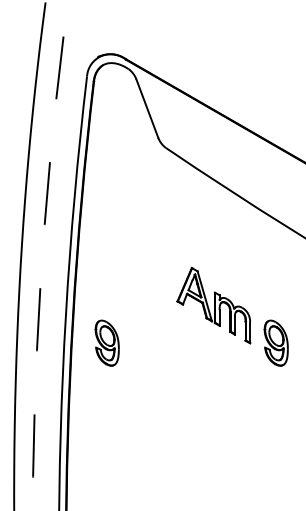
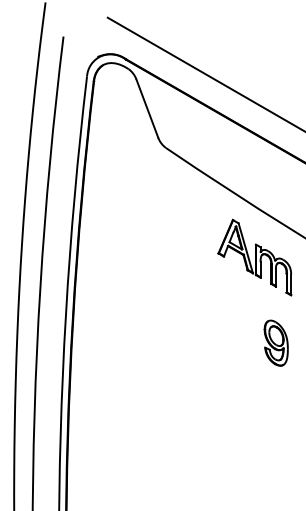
line: none -> present (204, 73)
arc: dashed -> solid (41, 272)
part position: (213, 305) -> (254, 257) (254, 257)
part: present -> none (106, 342)
